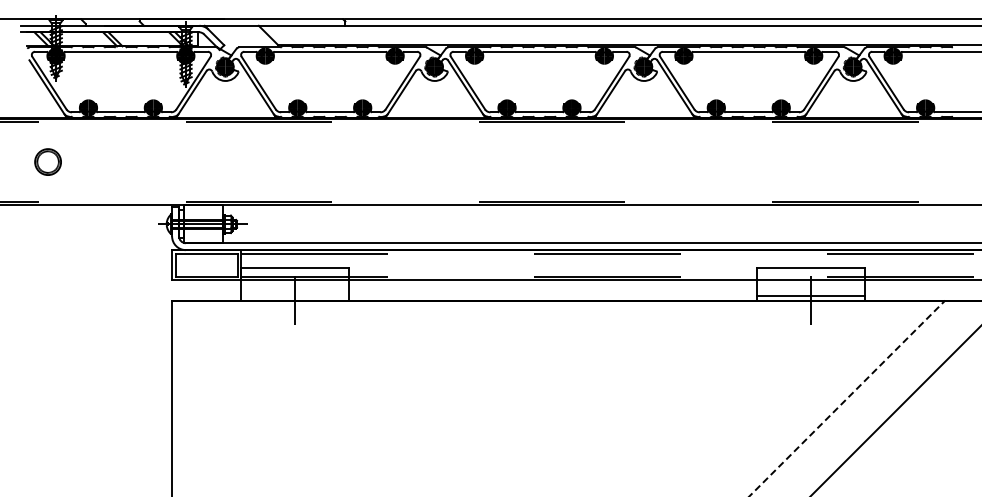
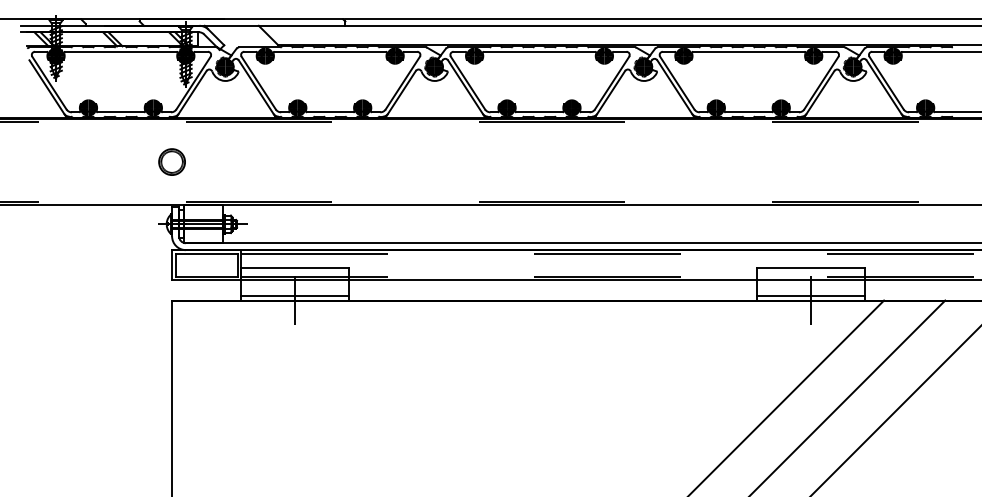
part position: (47, 161) -> (171, 161) (171, 161)
line: none -> present (295, 295)
line: none -> present (787, 396)
line: dashed -> solid (847, 398)
